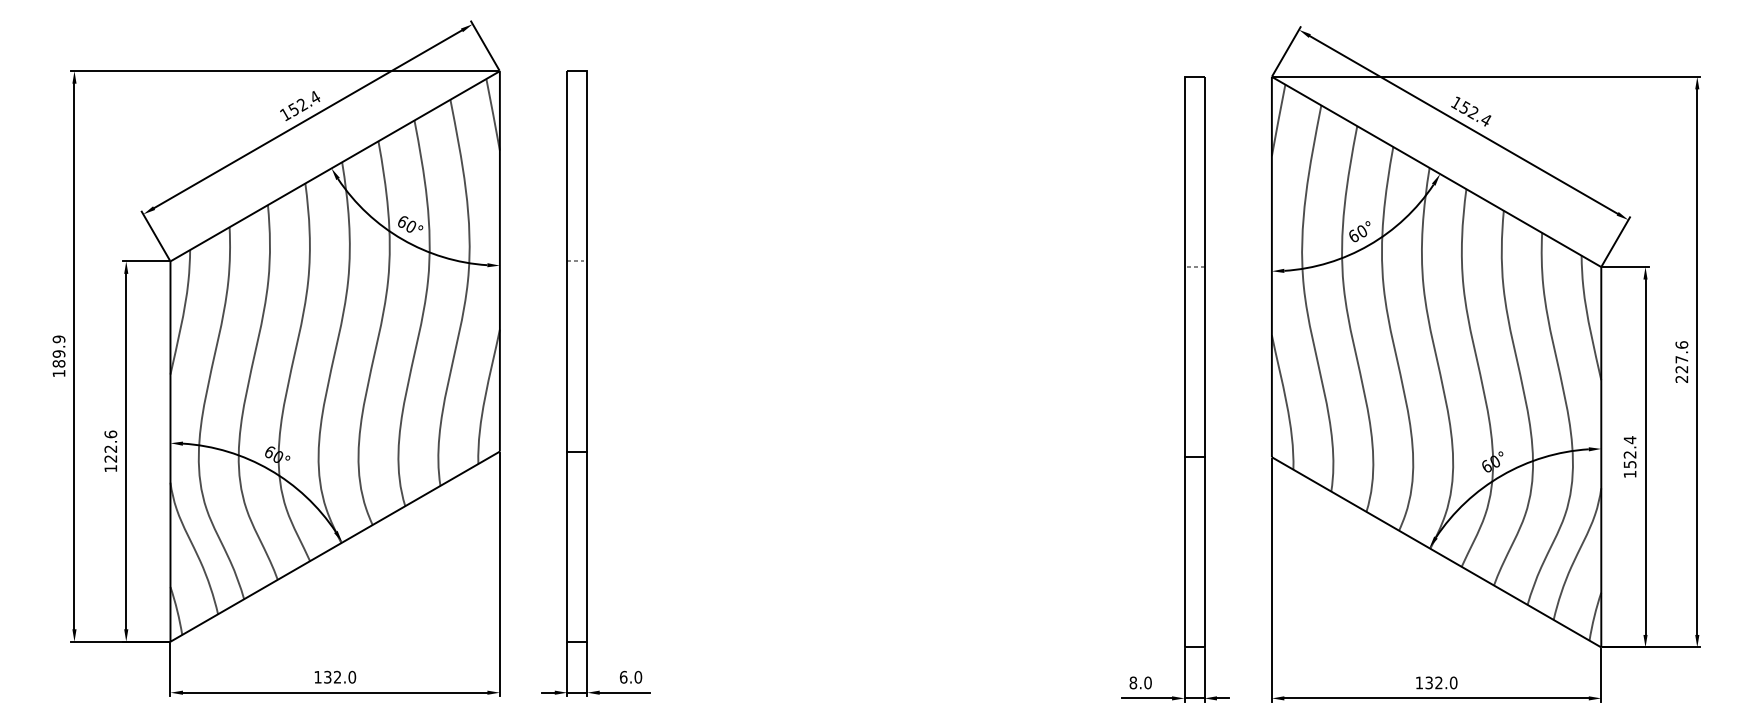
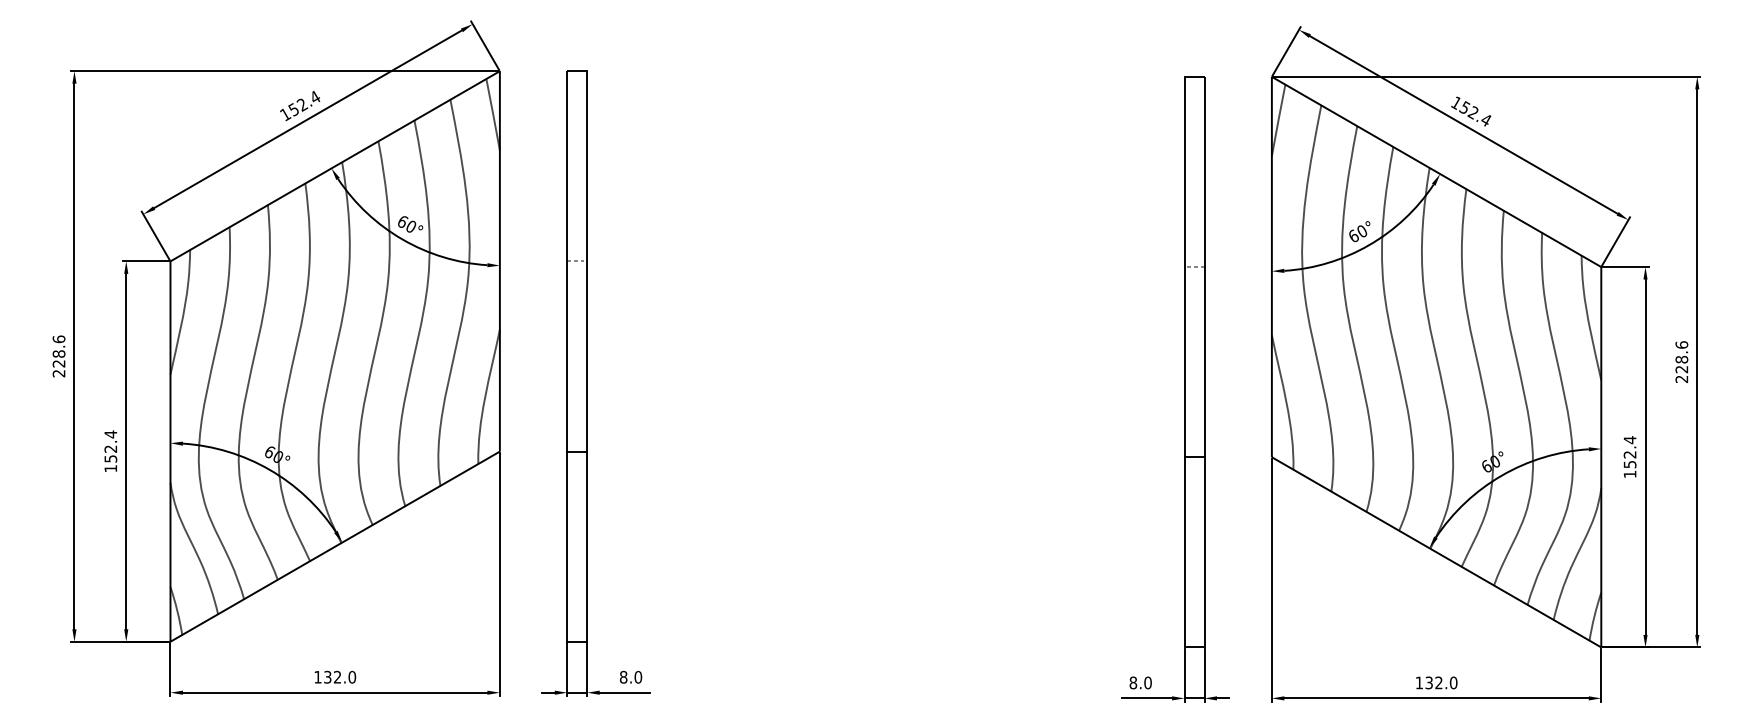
text: 189.9 -> 228.6 (58, 356)
text: 227.6 -> 228.6 (1681, 359)
text: 122.6 -> 152.4 (110, 446)
text: 6.0 -> 8.0 (623, 676)
